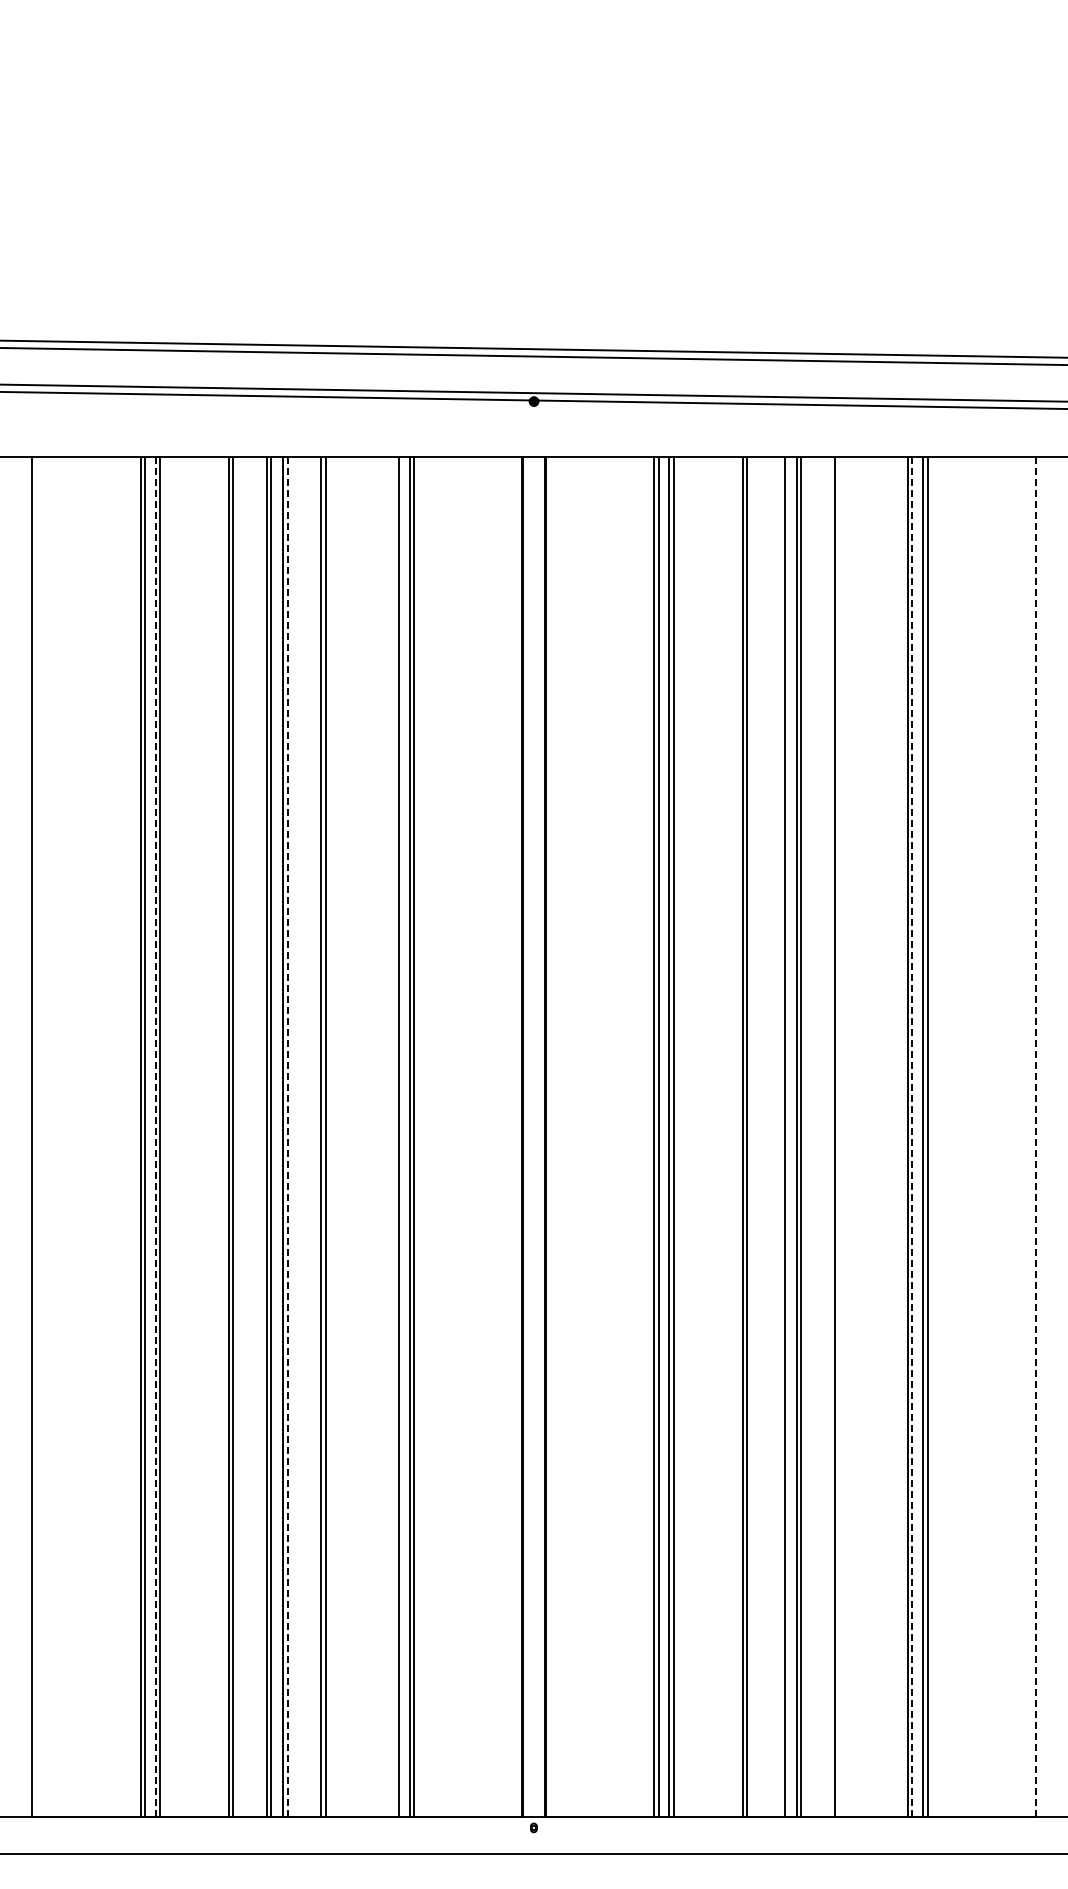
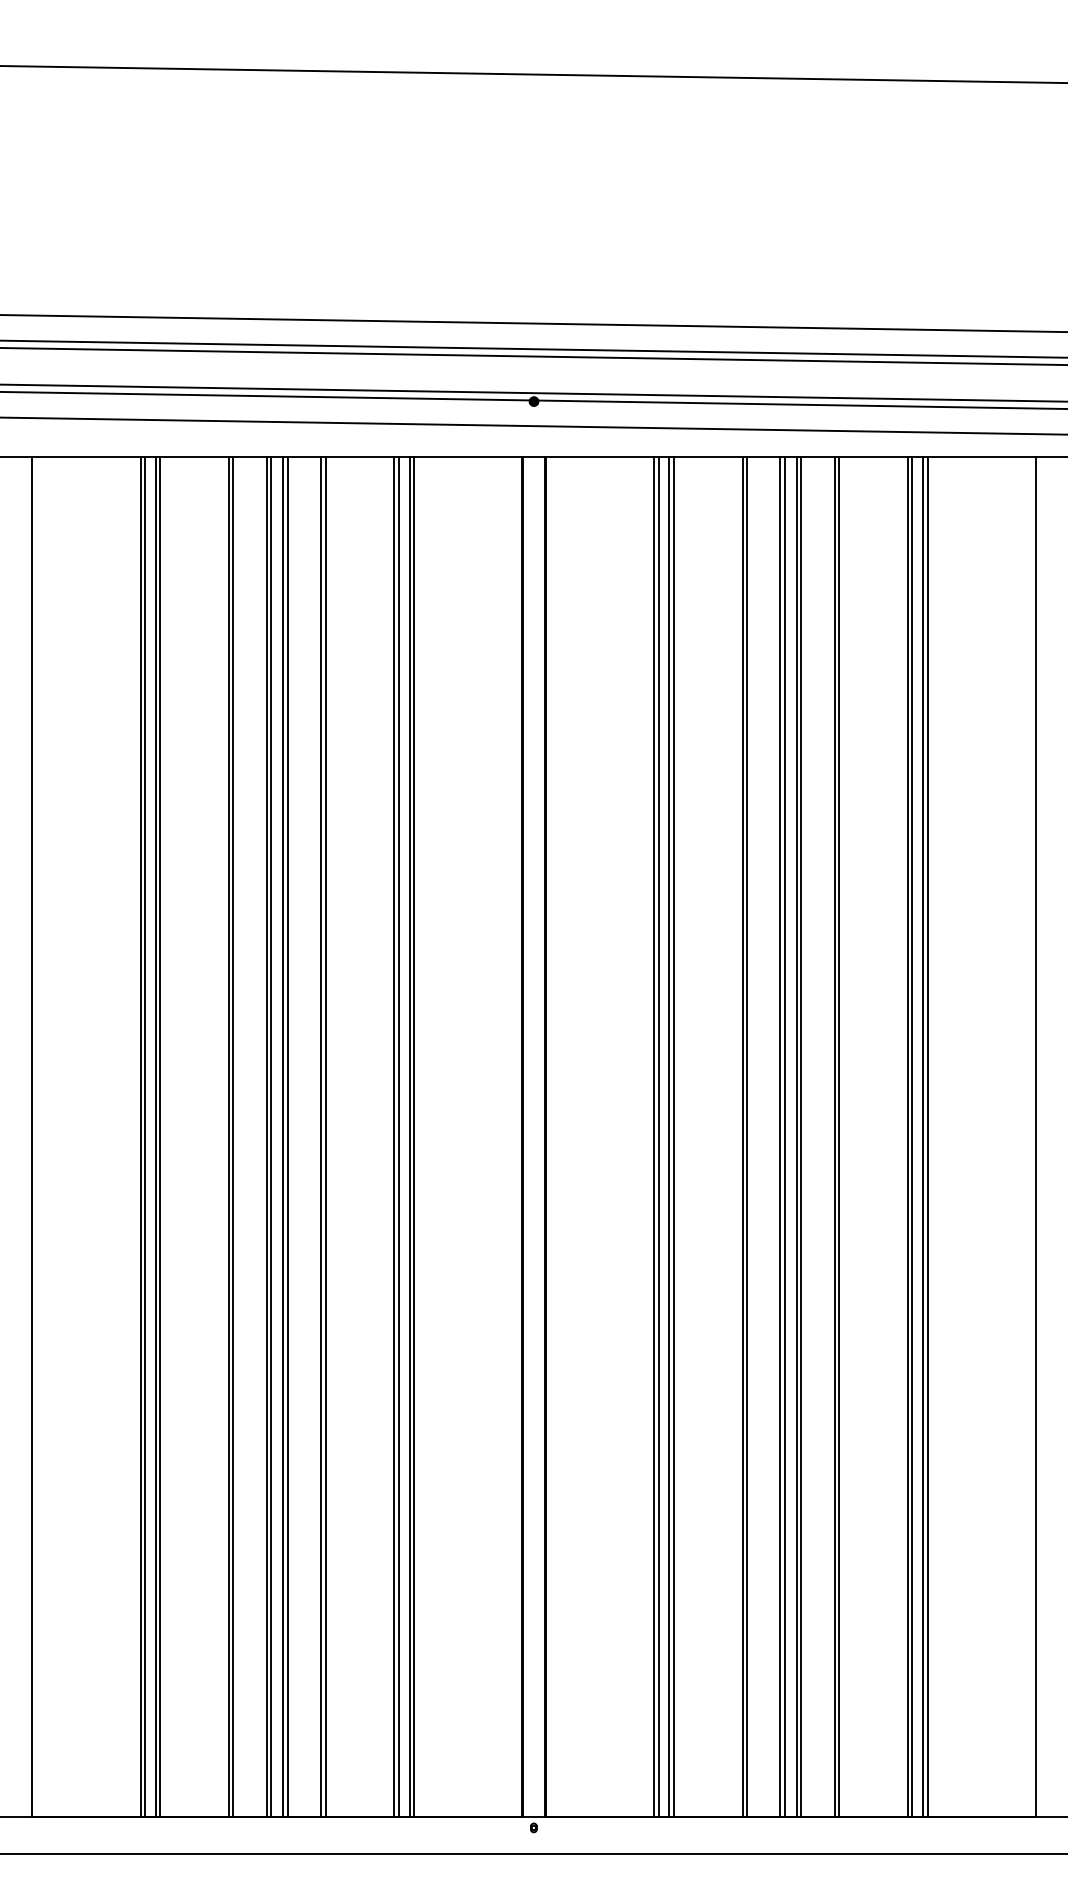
line: none -> present (533, 74)
line: none -> present (533, 323)
line: none -> present (533, 425)
line: dashed -> solid (155, 1136)
line: dashed -> solid (287, 1136)
line: none -> present (394, 1136)
line: none -> present (780, 1136)
line: none -> present (839, 1136)
line: dashed -> solid (912, 1136)
line: dashed -> solid (1035, 1137)
